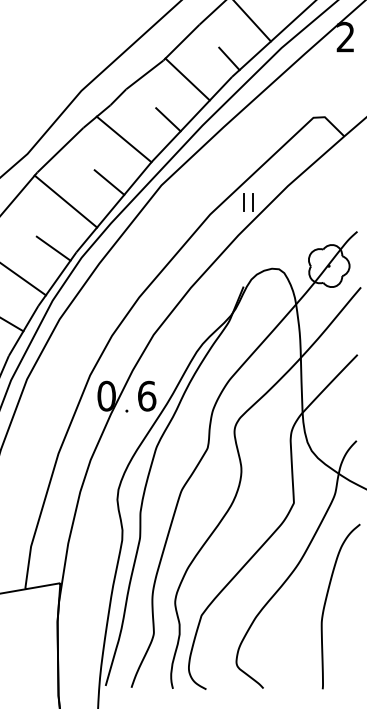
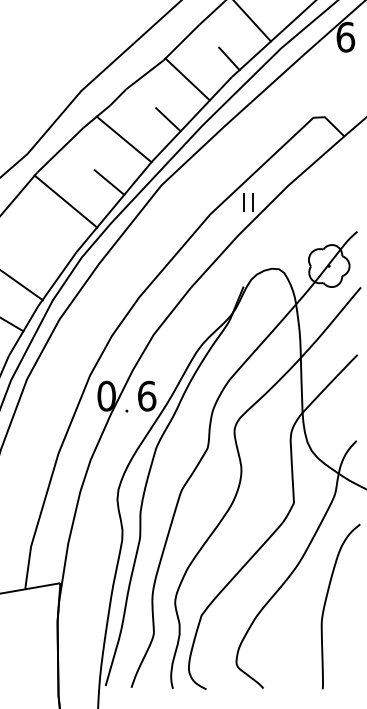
text: 2 -> 6 (345, 36)
line: present -> none (53, 248)
line position: (23, 279) -> (22, 285) (22, 285)
